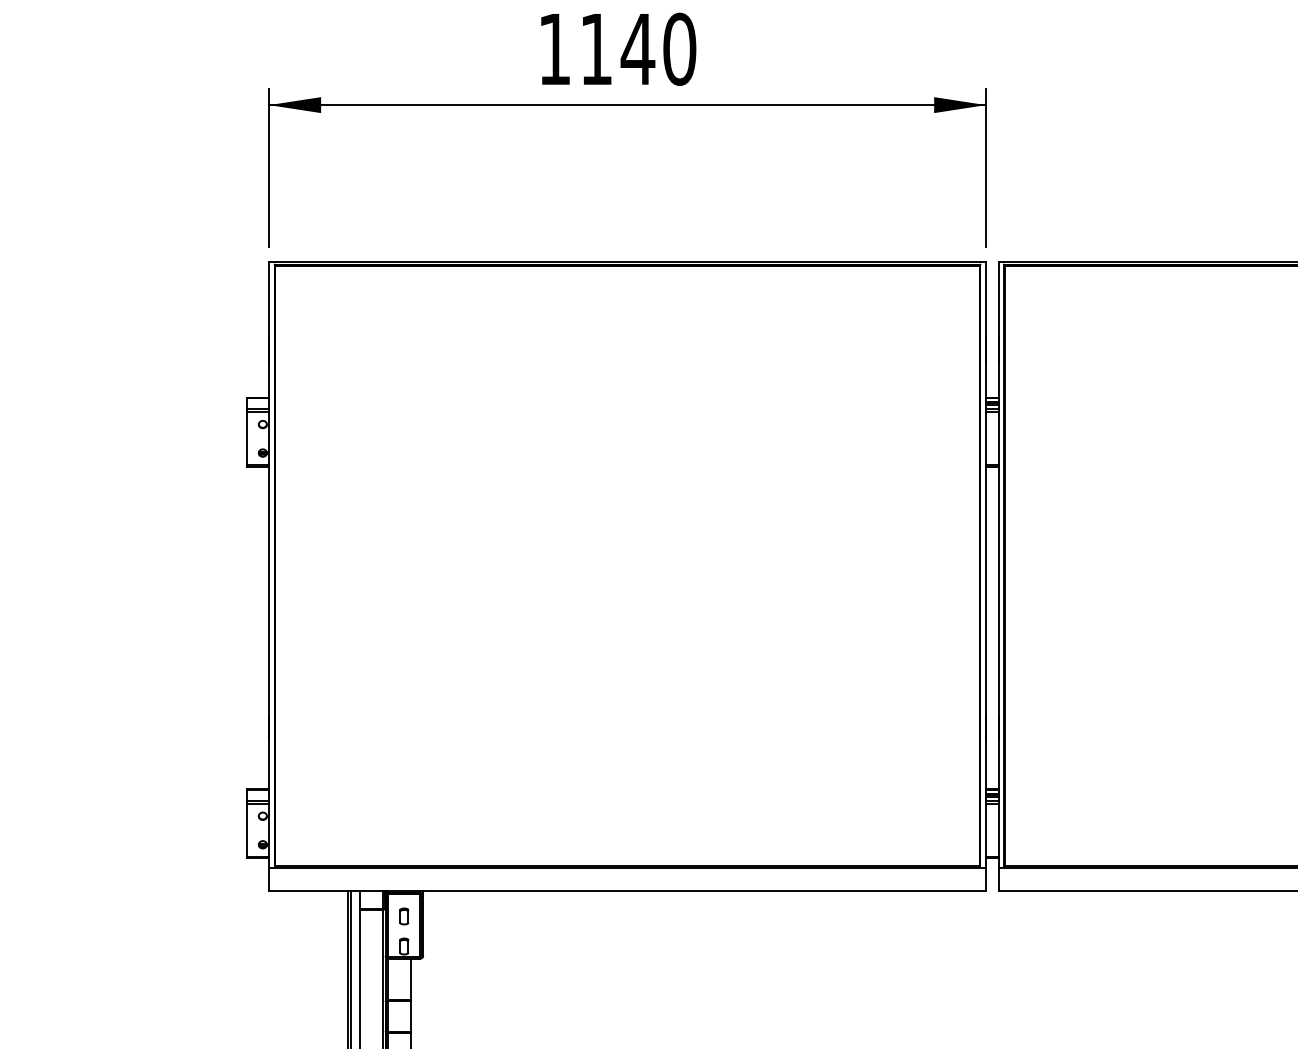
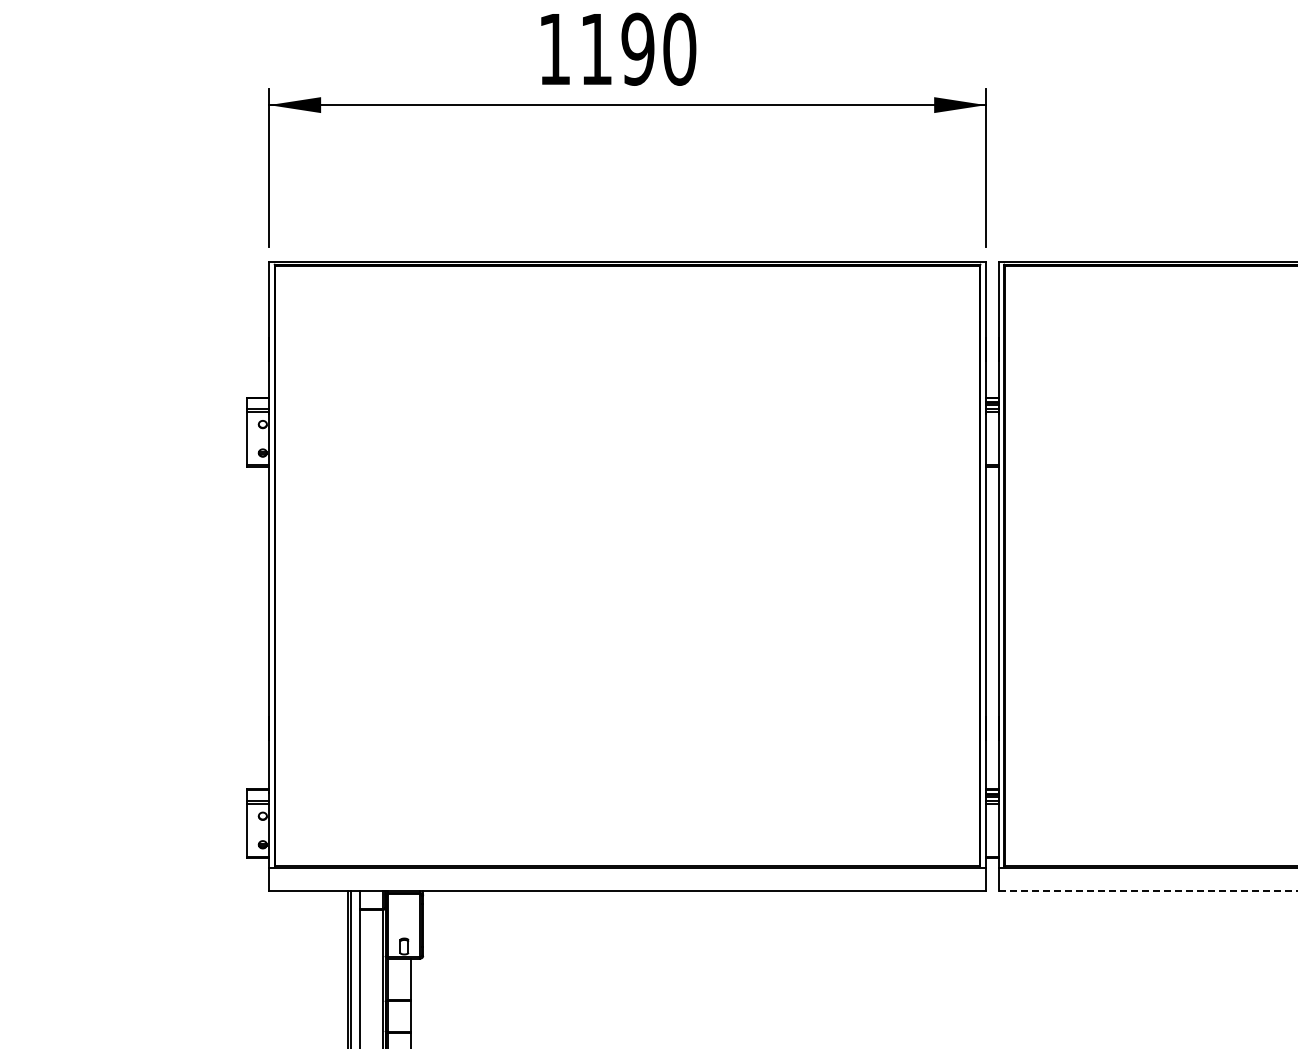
text: 1140 -> 1190 (637, 48)
line: solid -> dashed (1148, 891)
part: present -> none (404, 916)
